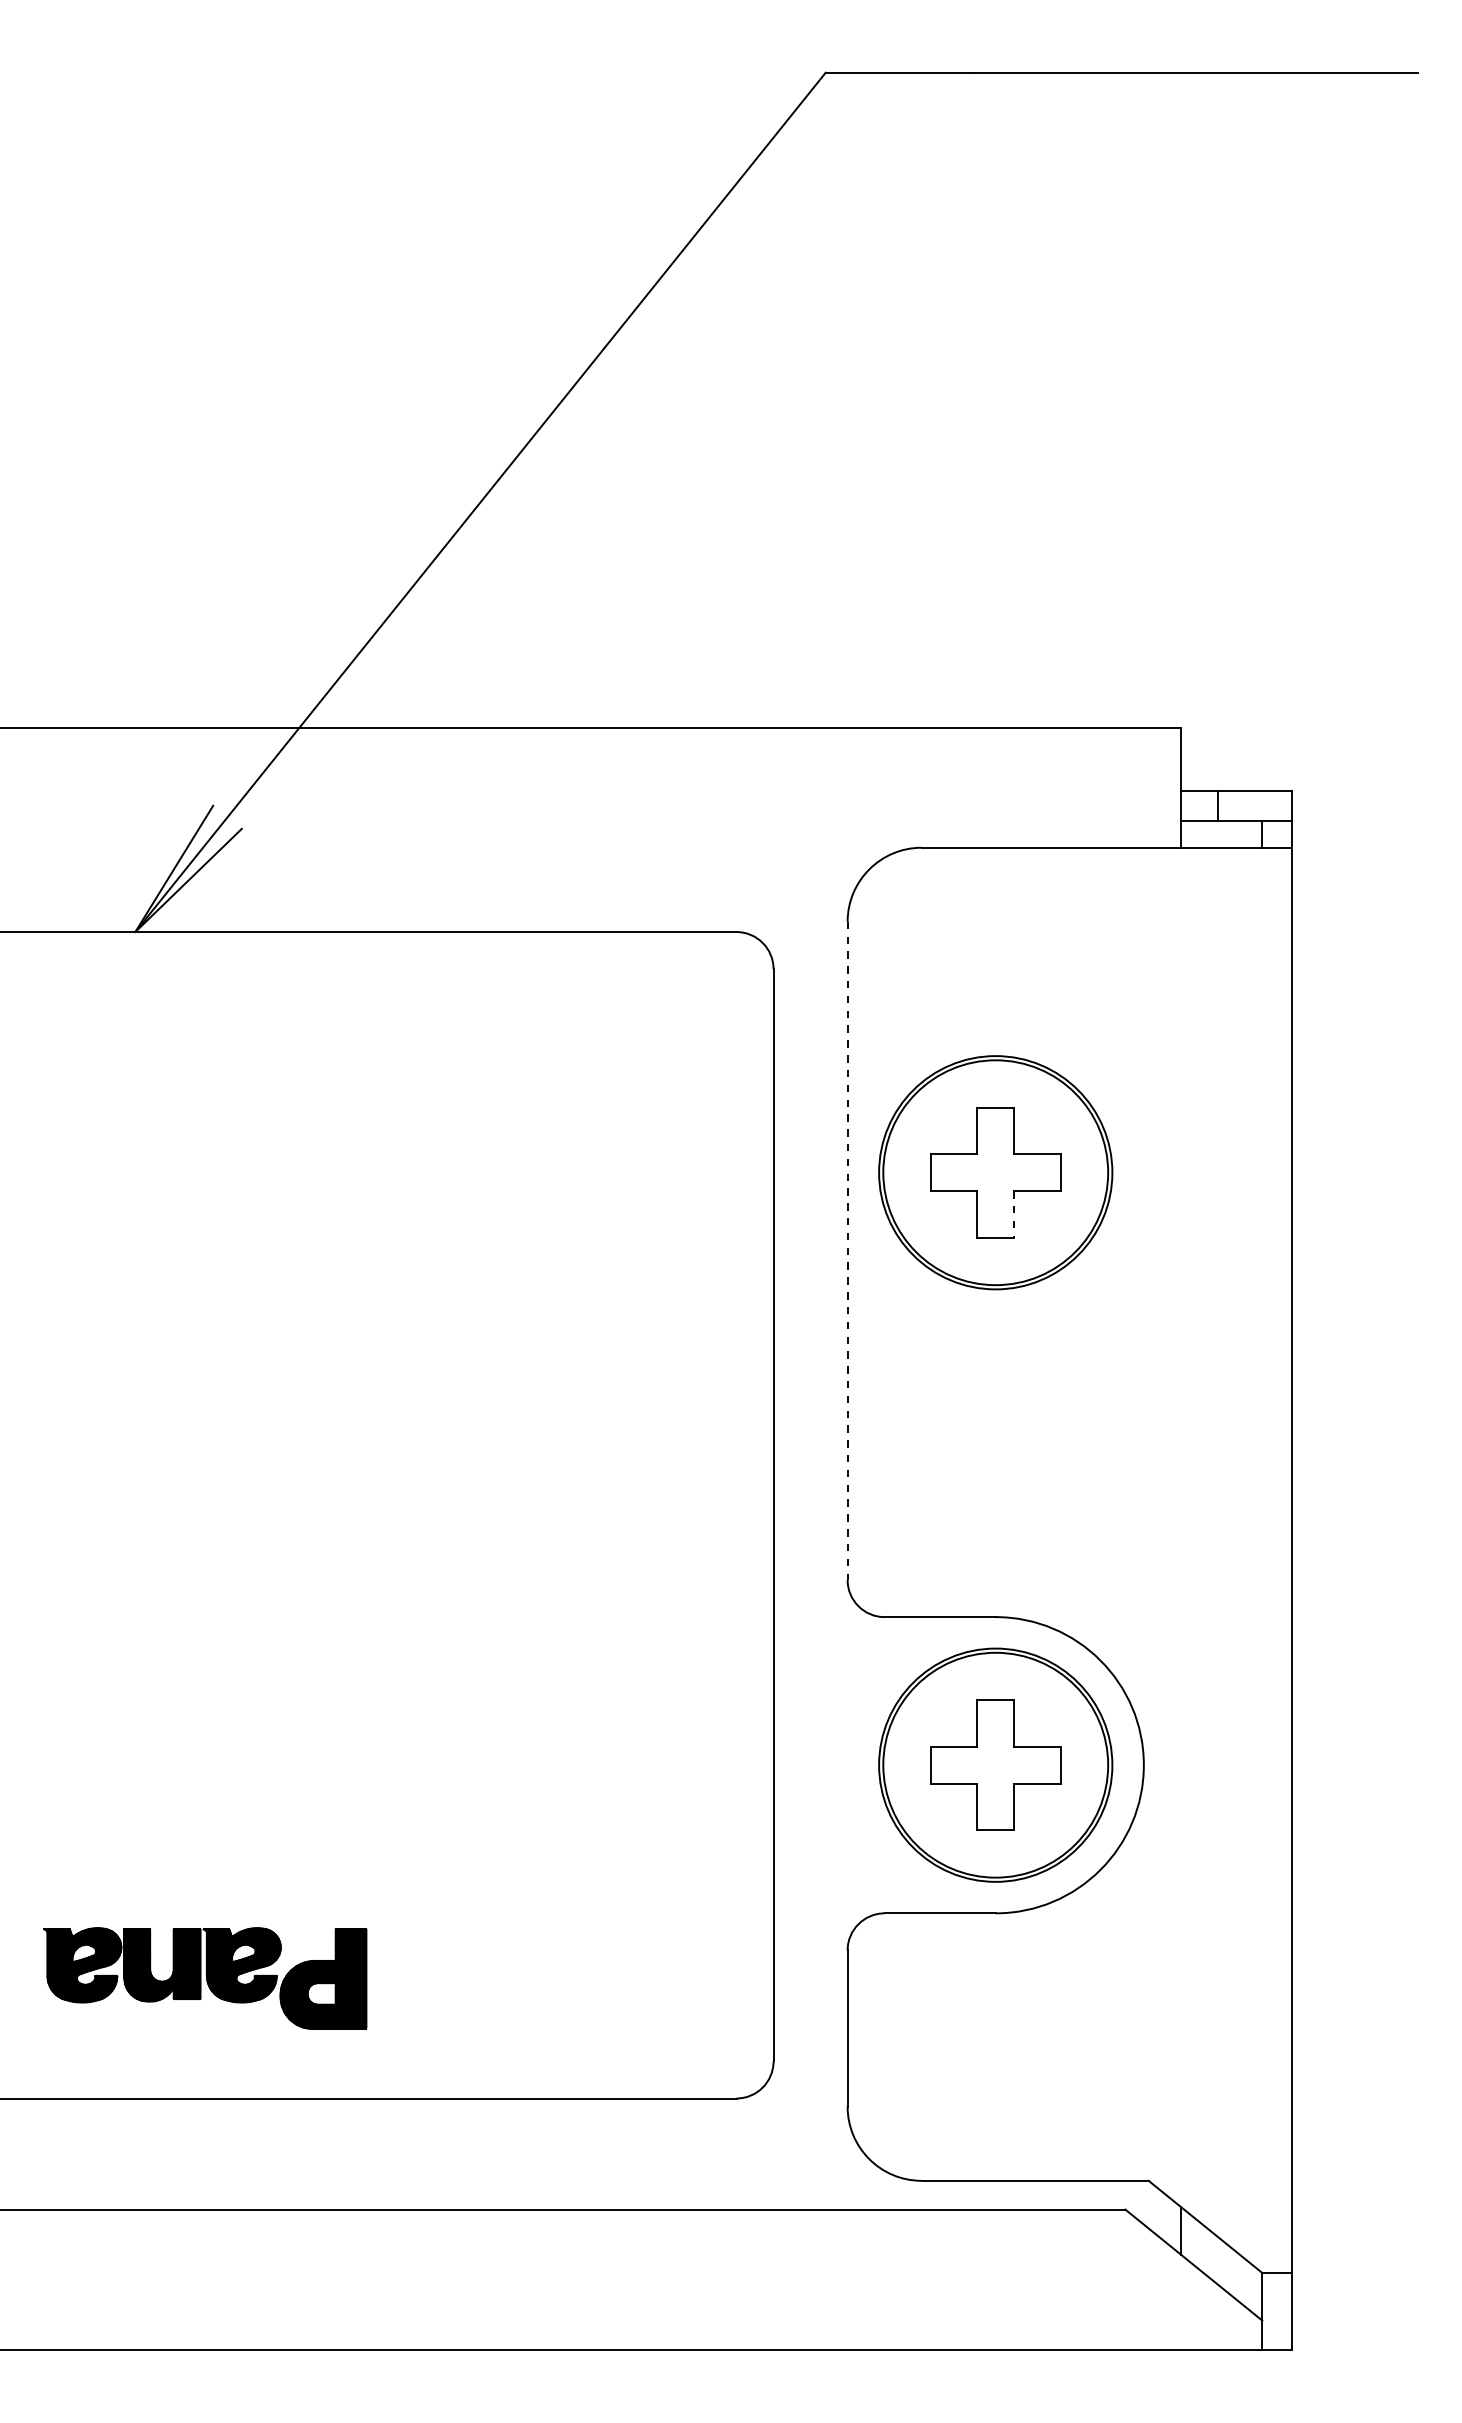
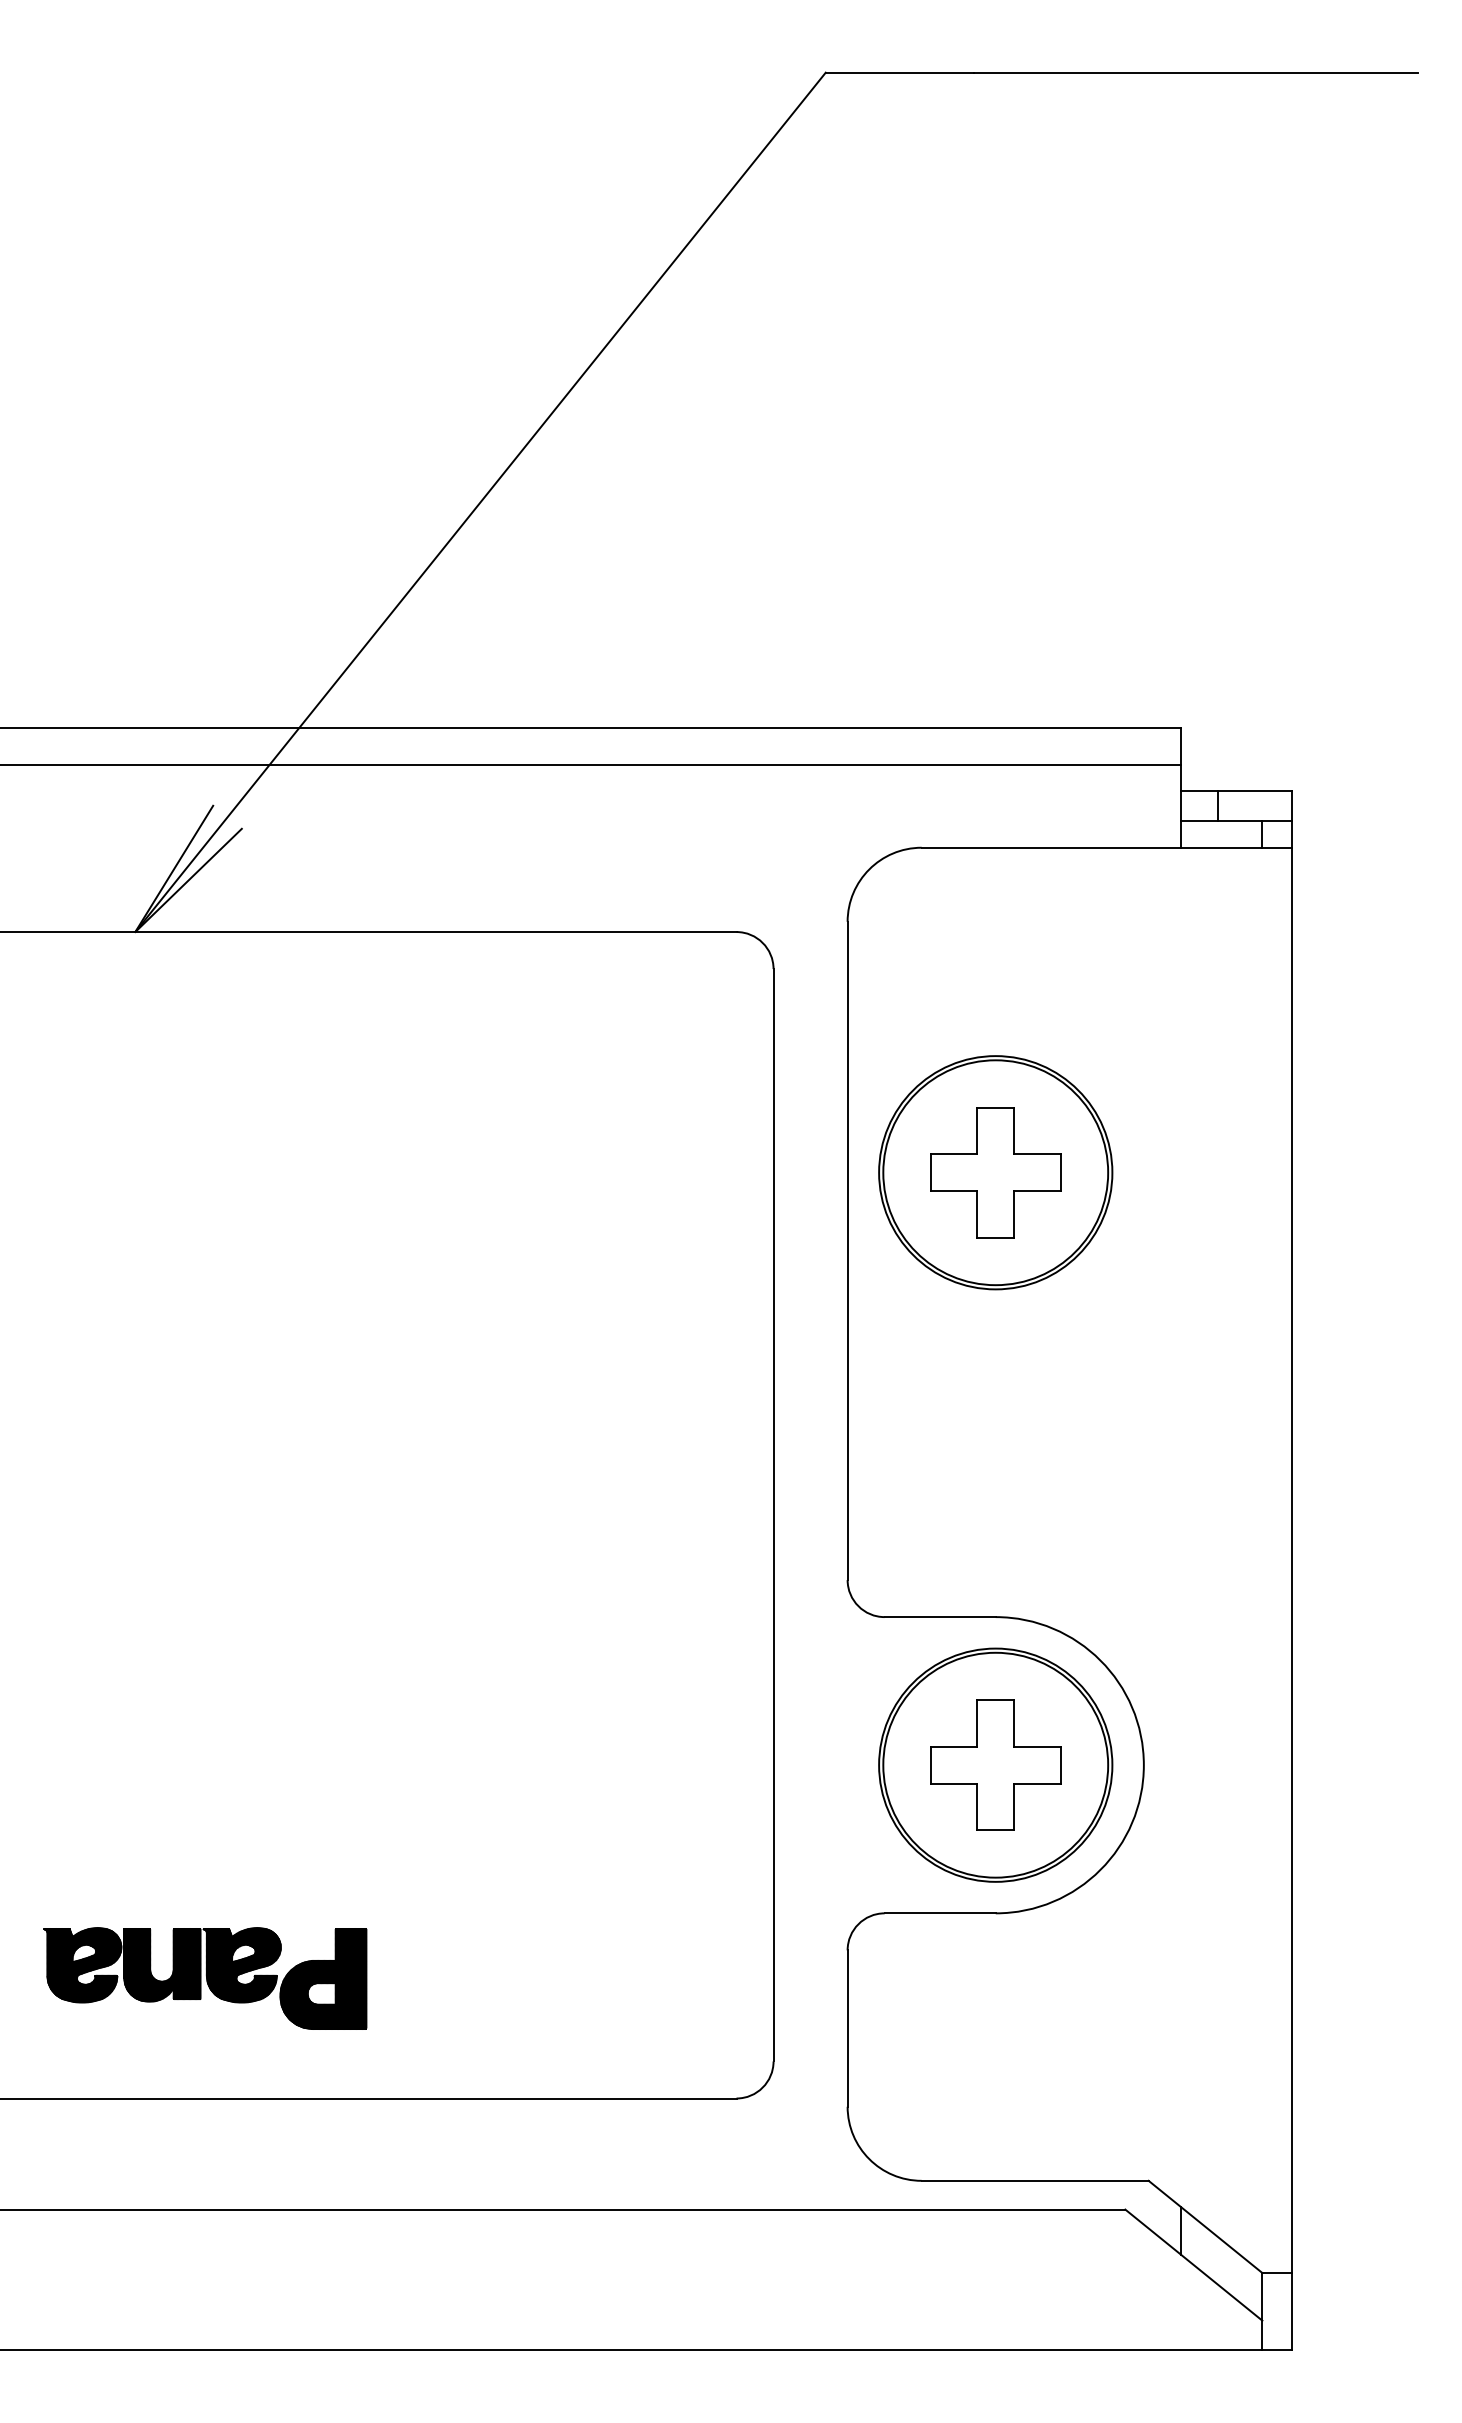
line: none -> present (591, 765)
line: dashed -> solid (1014, 1214)
line: dashed -> solid (847, 1251)
